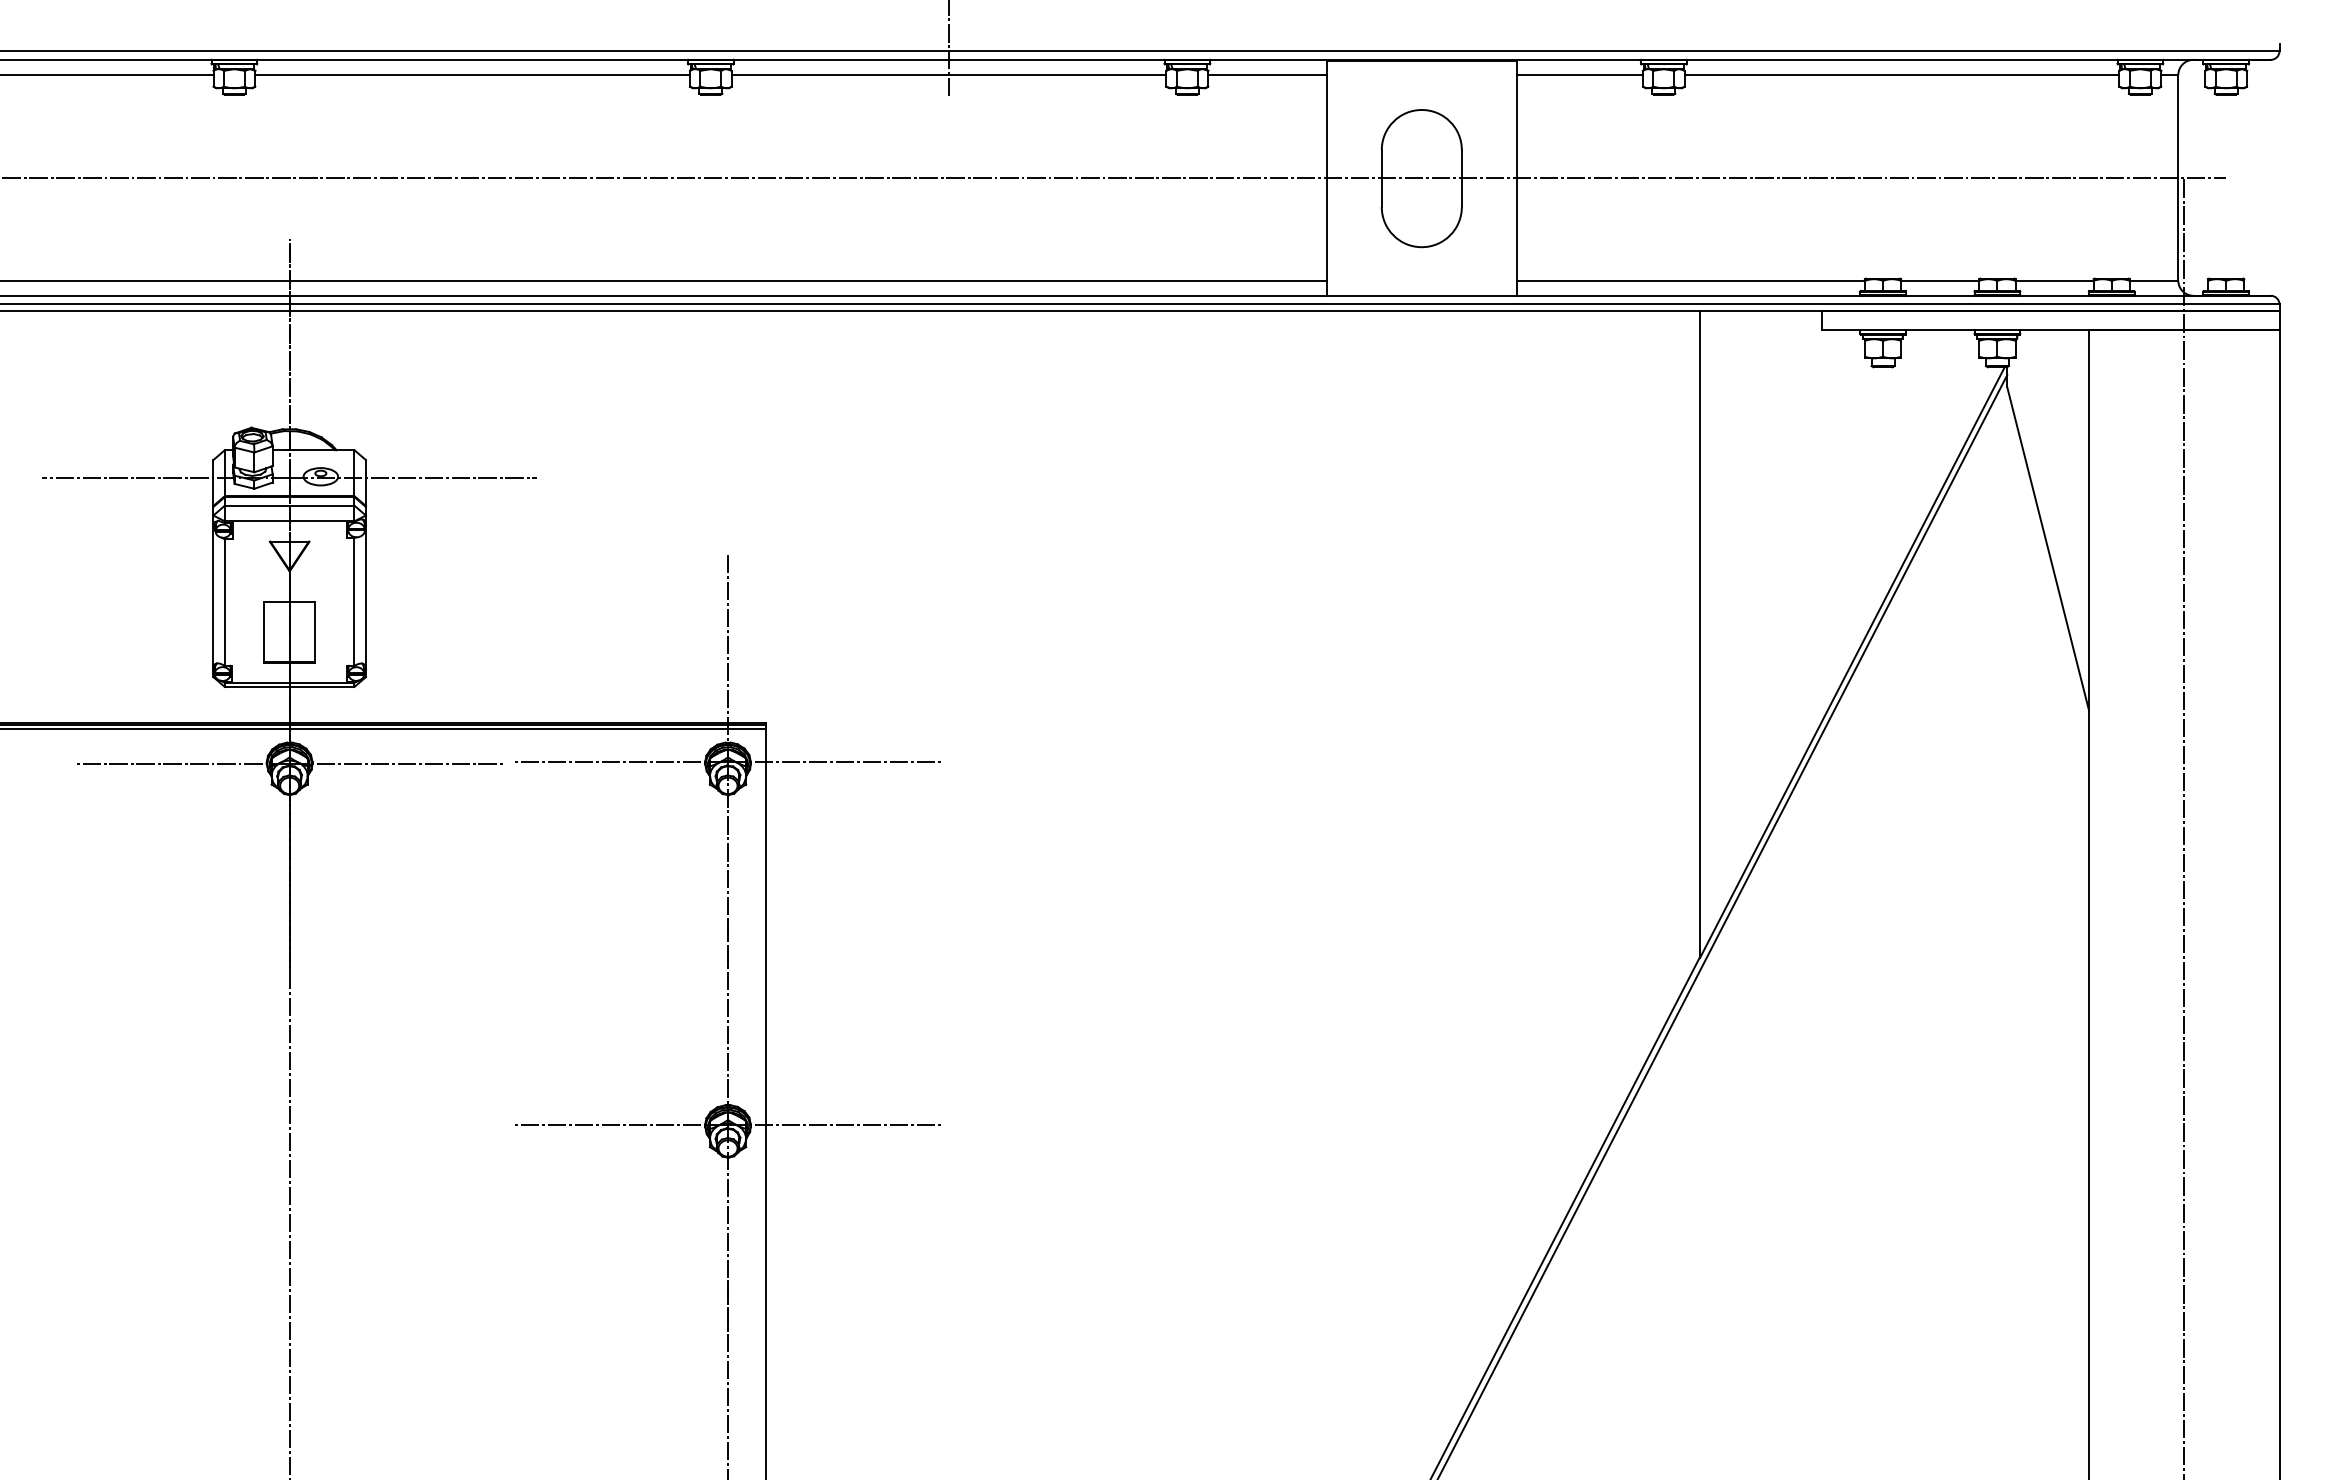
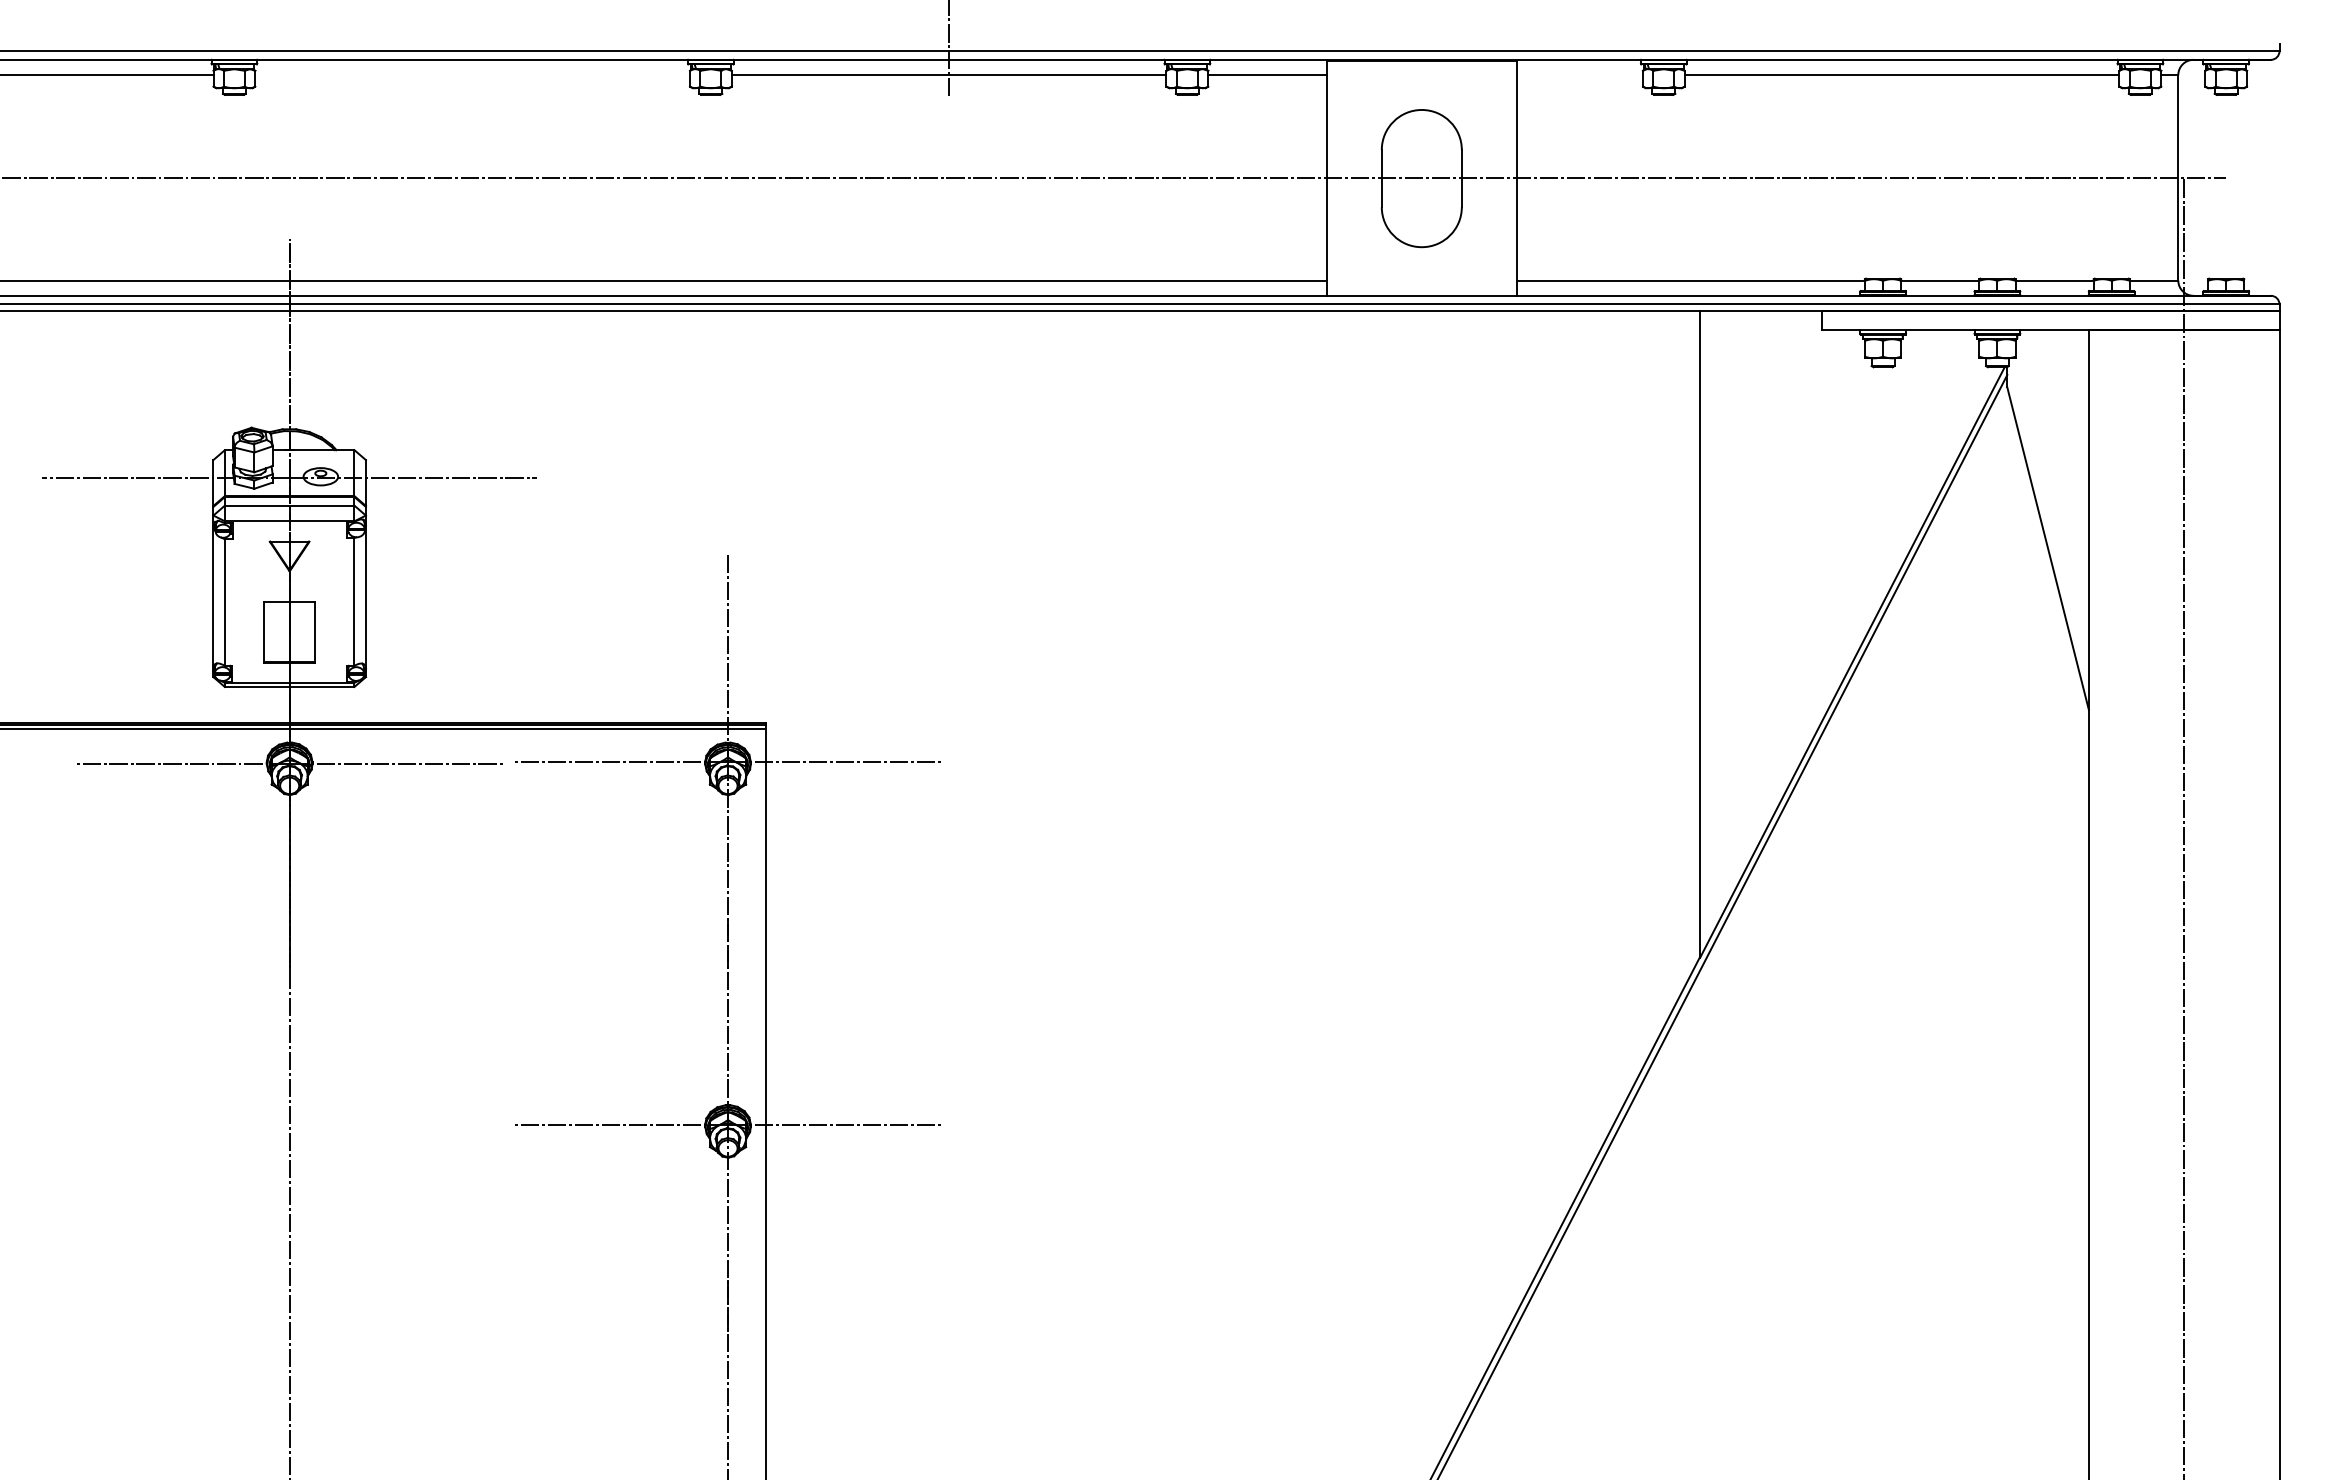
line: present -> none (472, 75)
line: present -> none (1579, 75)
